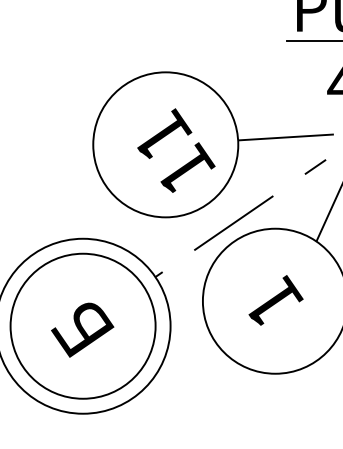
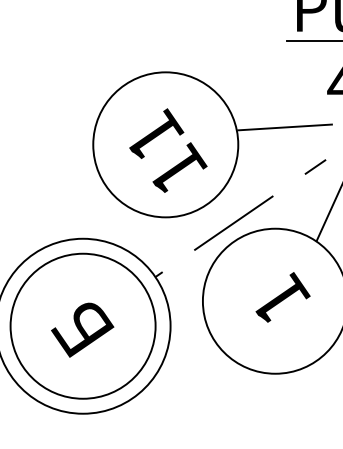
line position: (288, 137) -> (288, 127) (288, 127)
text position: (176, 150) -> (168, 150) (168, 150)
text position: (275, 300) -> (282, 297) (282, 297)
